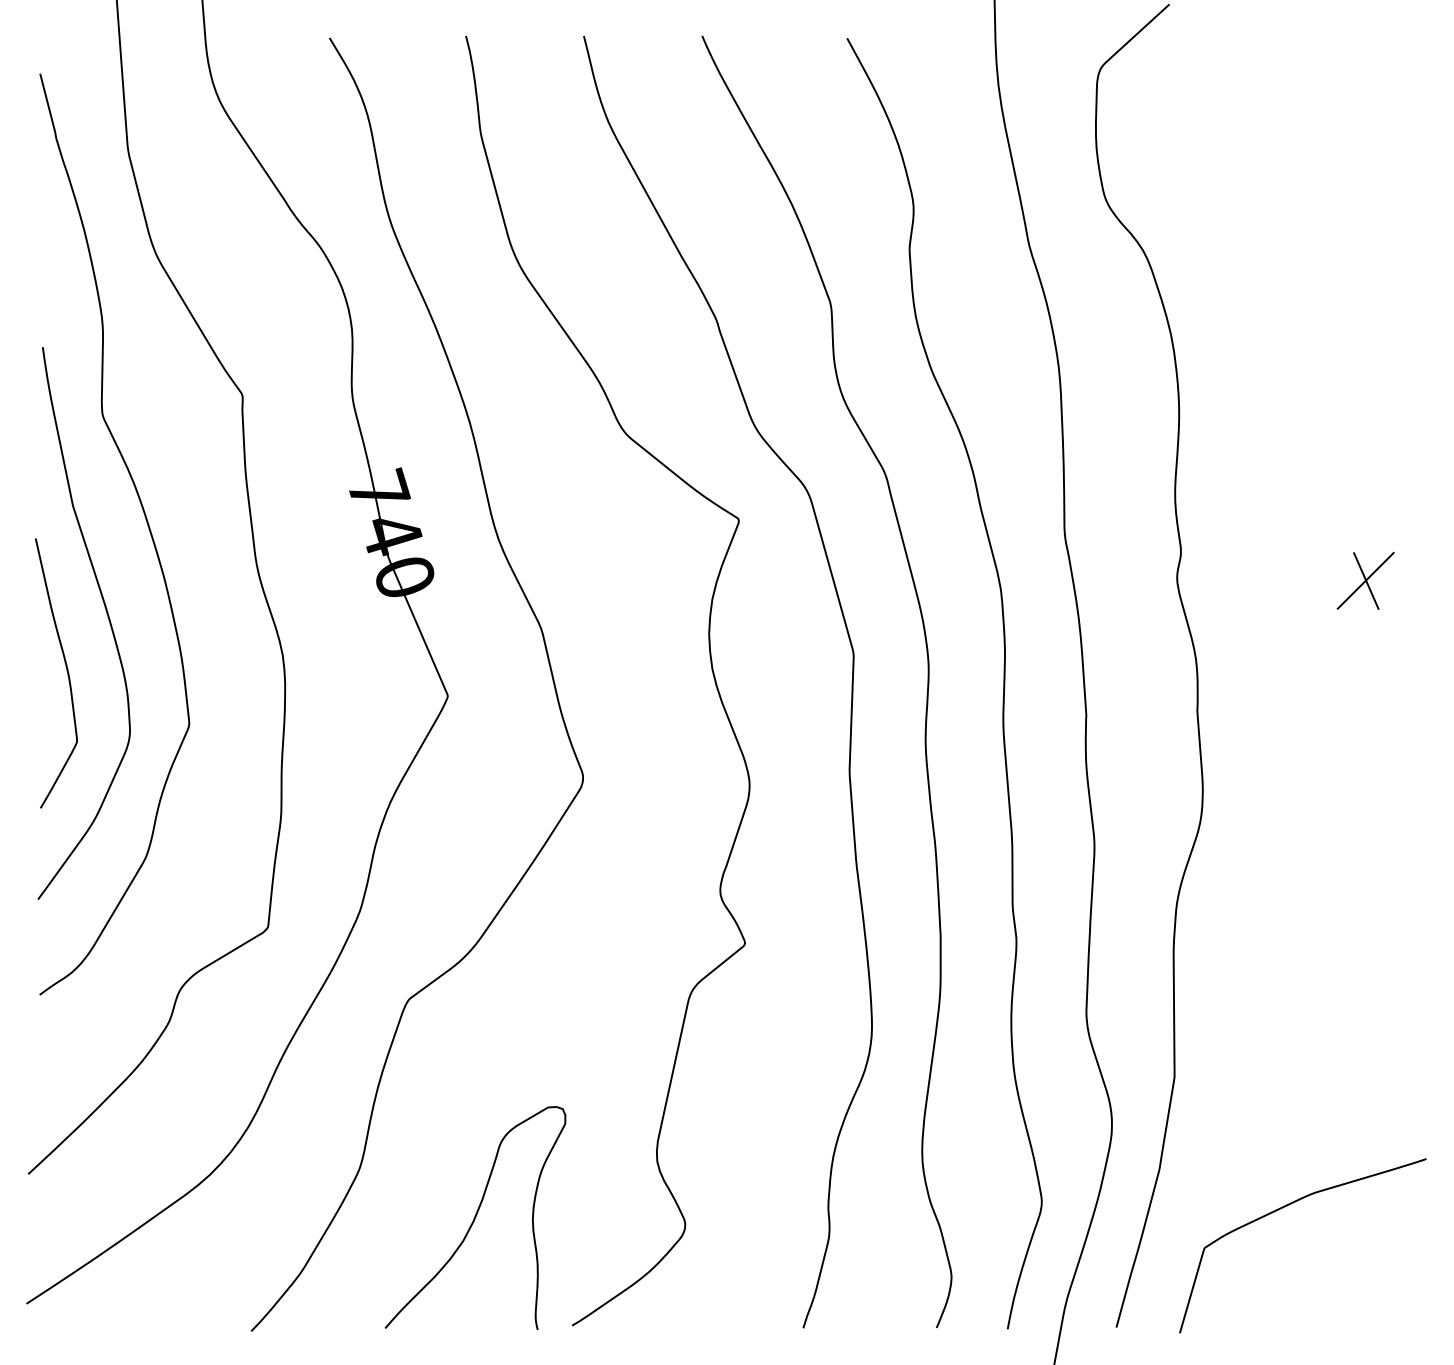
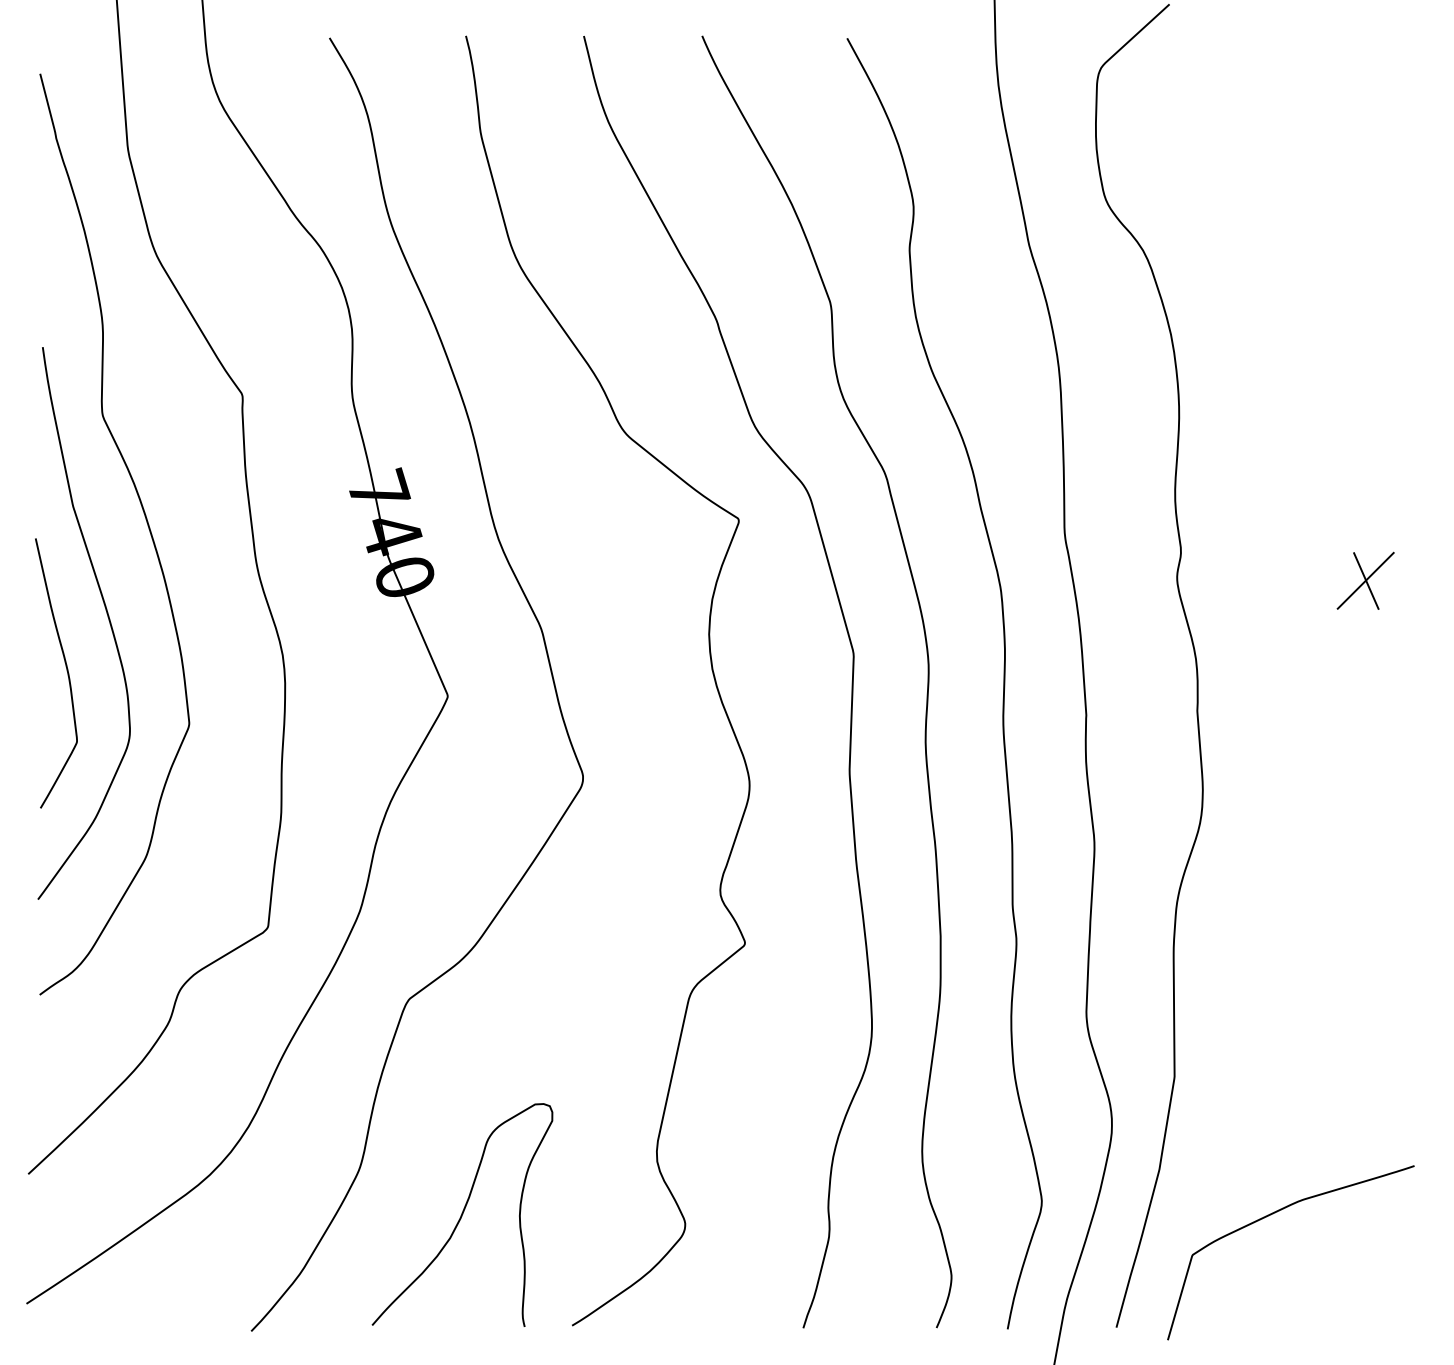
curve position: (1283, 1208) -> (1271, 1215) (1271, 1215)
curve position: (475, 1217) -> (462, 1214) (462, 1214)
